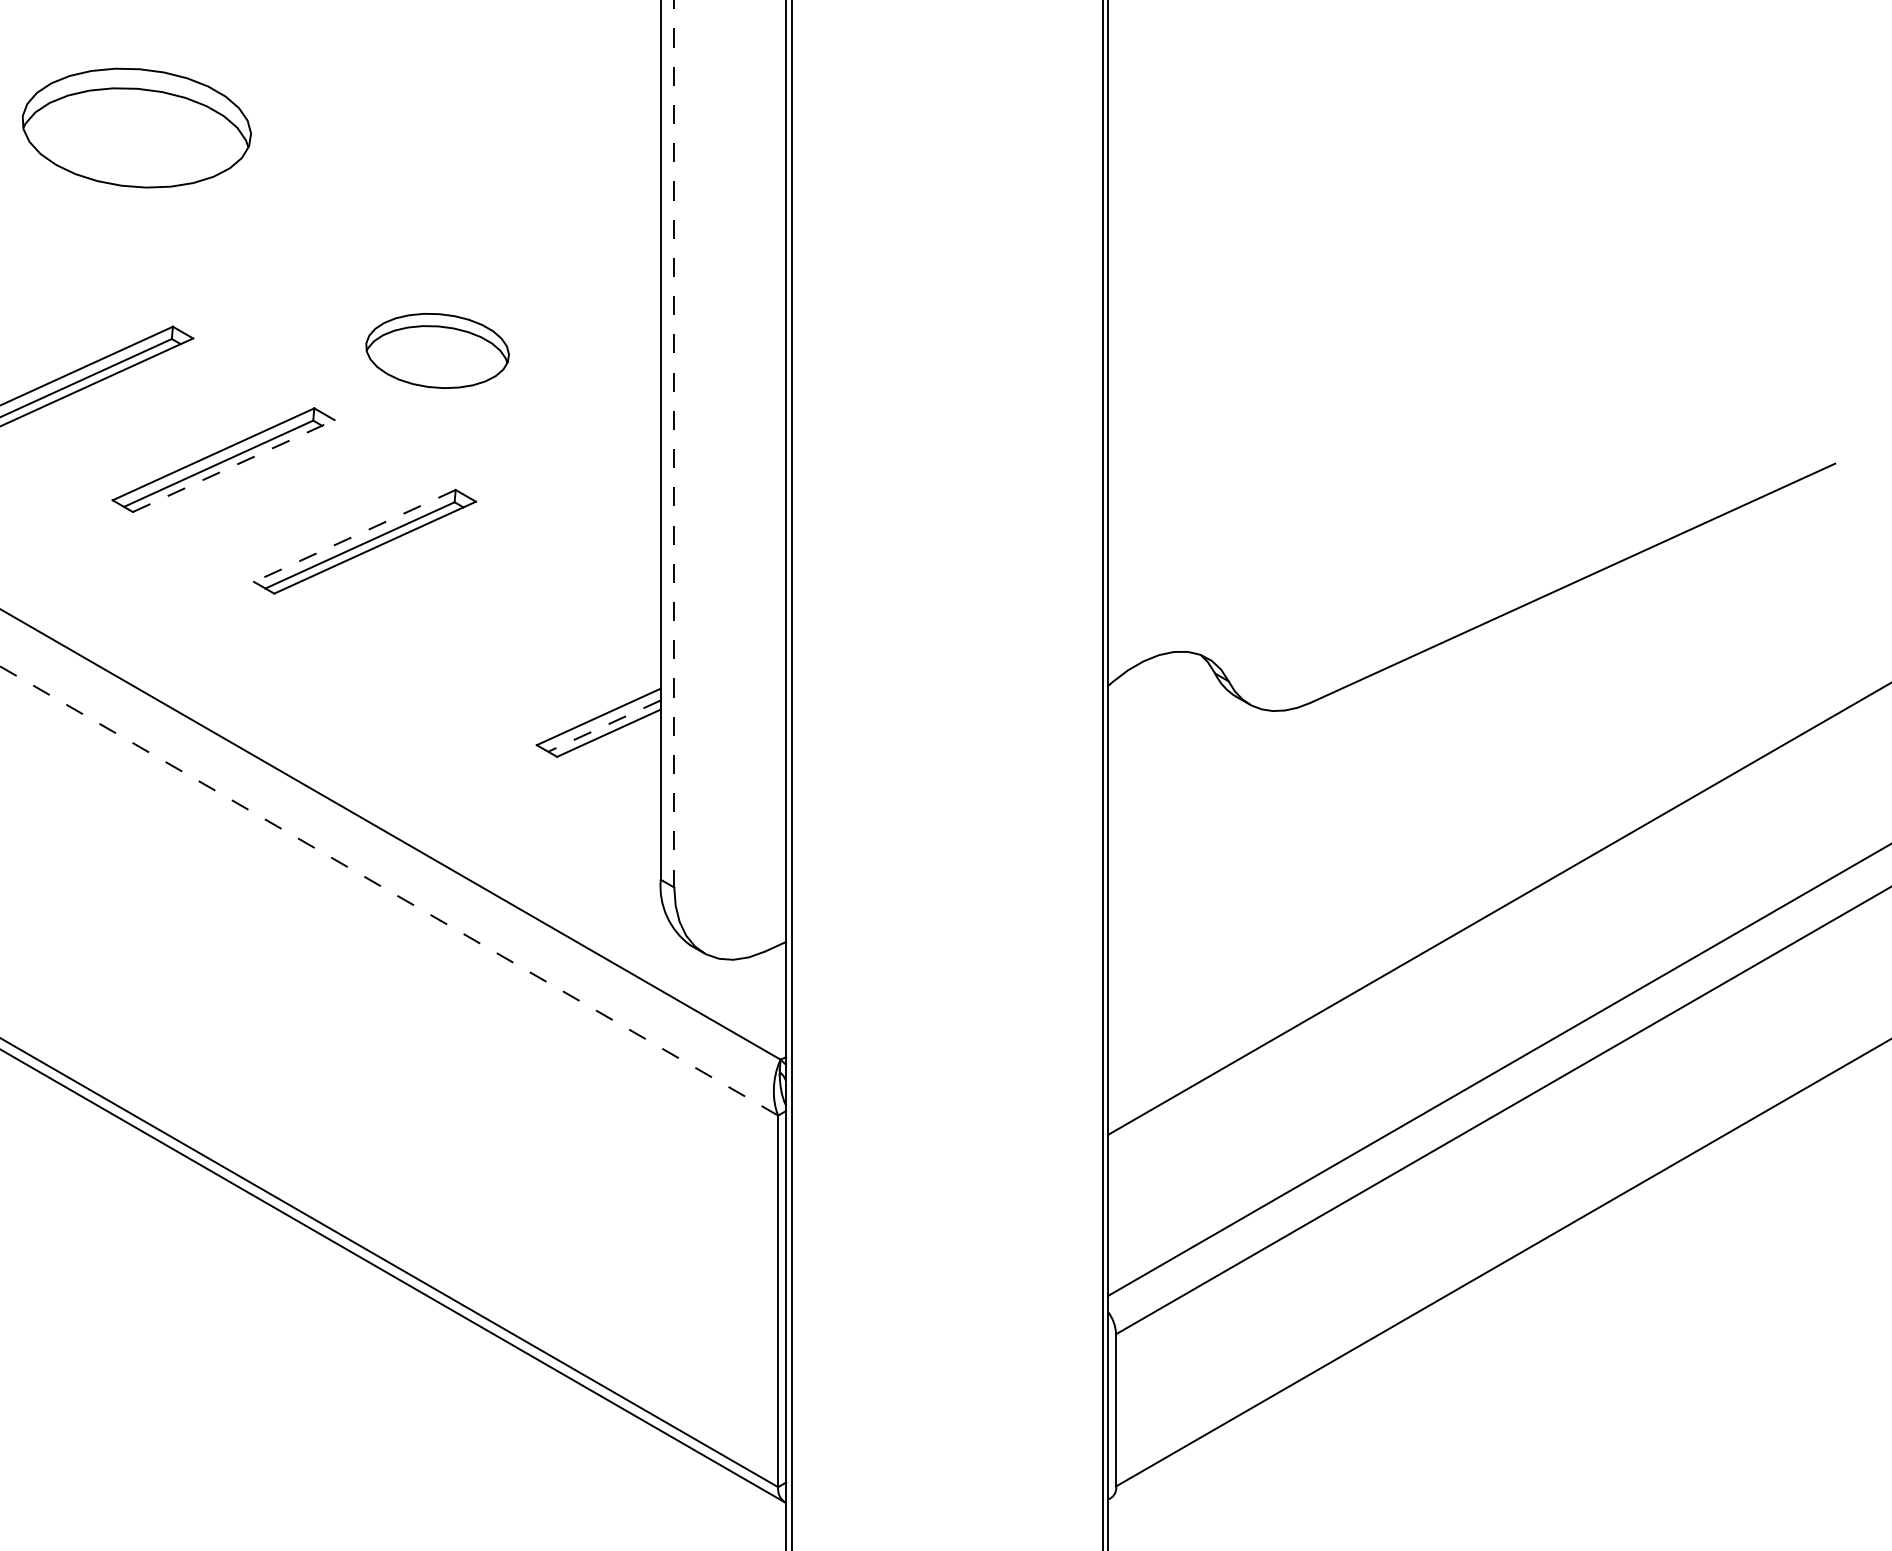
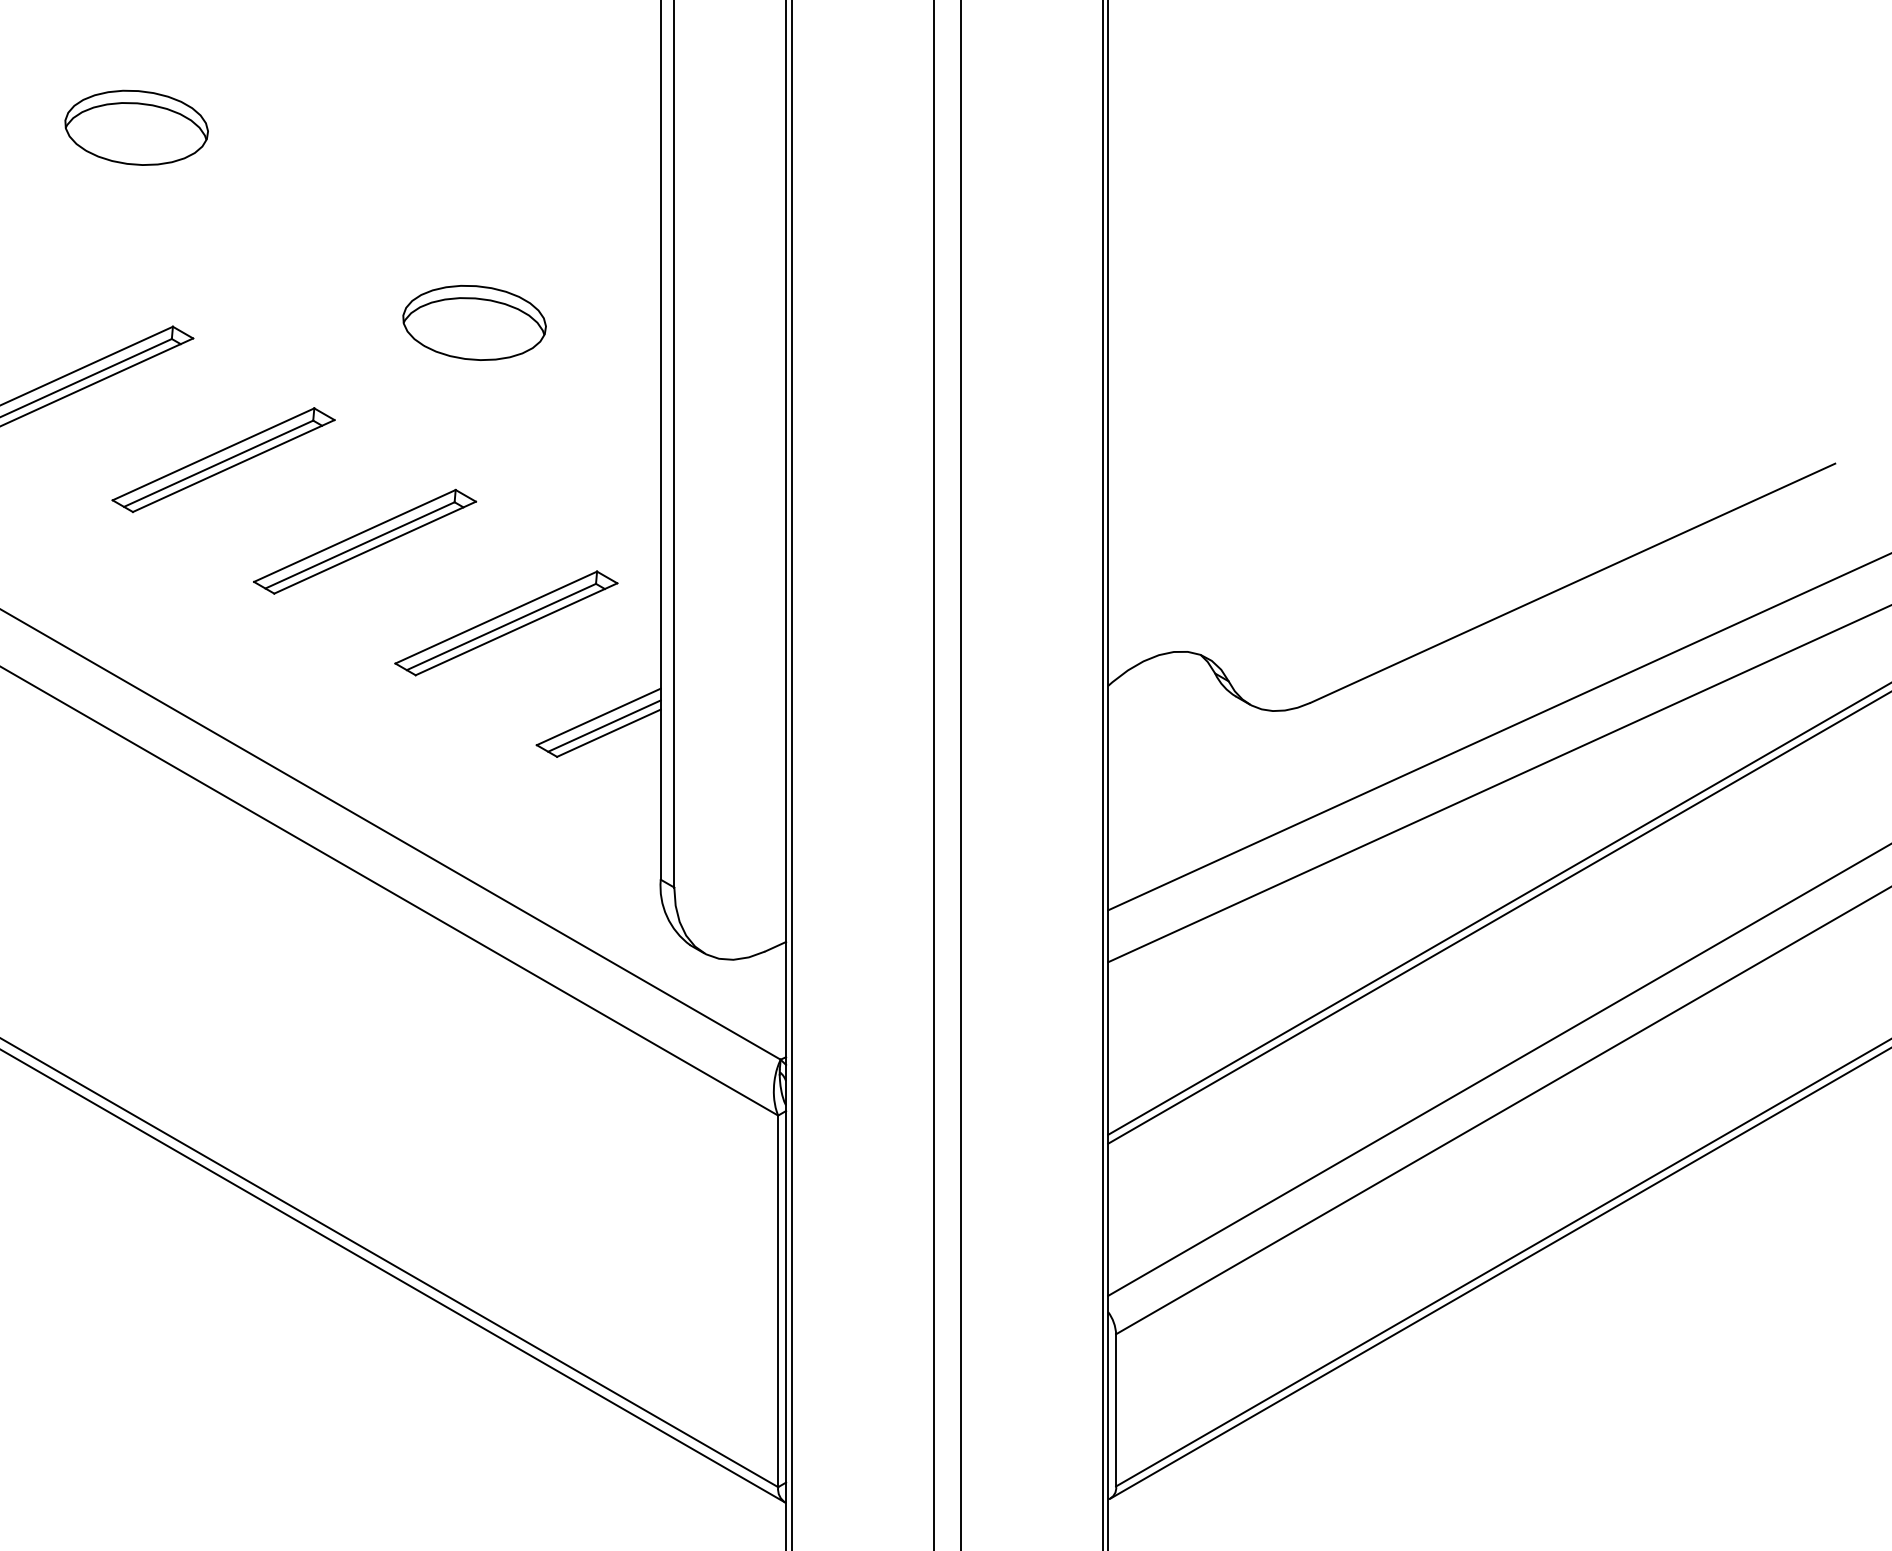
part size: 231x122 px -> 145x77 px (136, 127)
part position: (437, 350) -> (474, 322) (474, 322)
line: dashed -> solid (674, 443)
line: dashed -> solid (233, 466)
line: dashed -> solid (354, 535)
part: none -> present (506, 623)
line: dashed -> solid (604, 726)
line: none -> present (1498, 732)
line: none -> present (933, 774)
line: none -> present (960, 774)
line: none -> present (1498, 784)
line: dashed -> solid (388, 890)
line: none -> present (1498, 918)
line: none -> present (1499, 1273)
